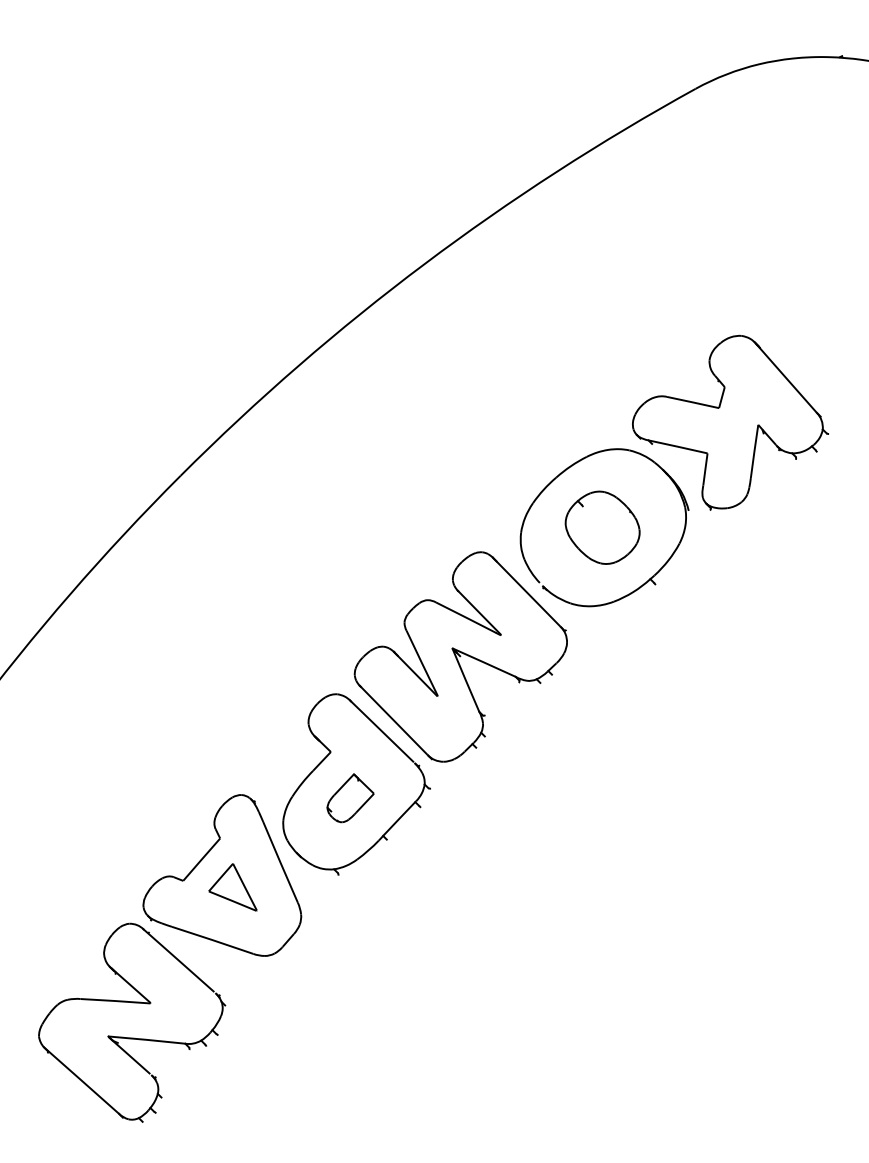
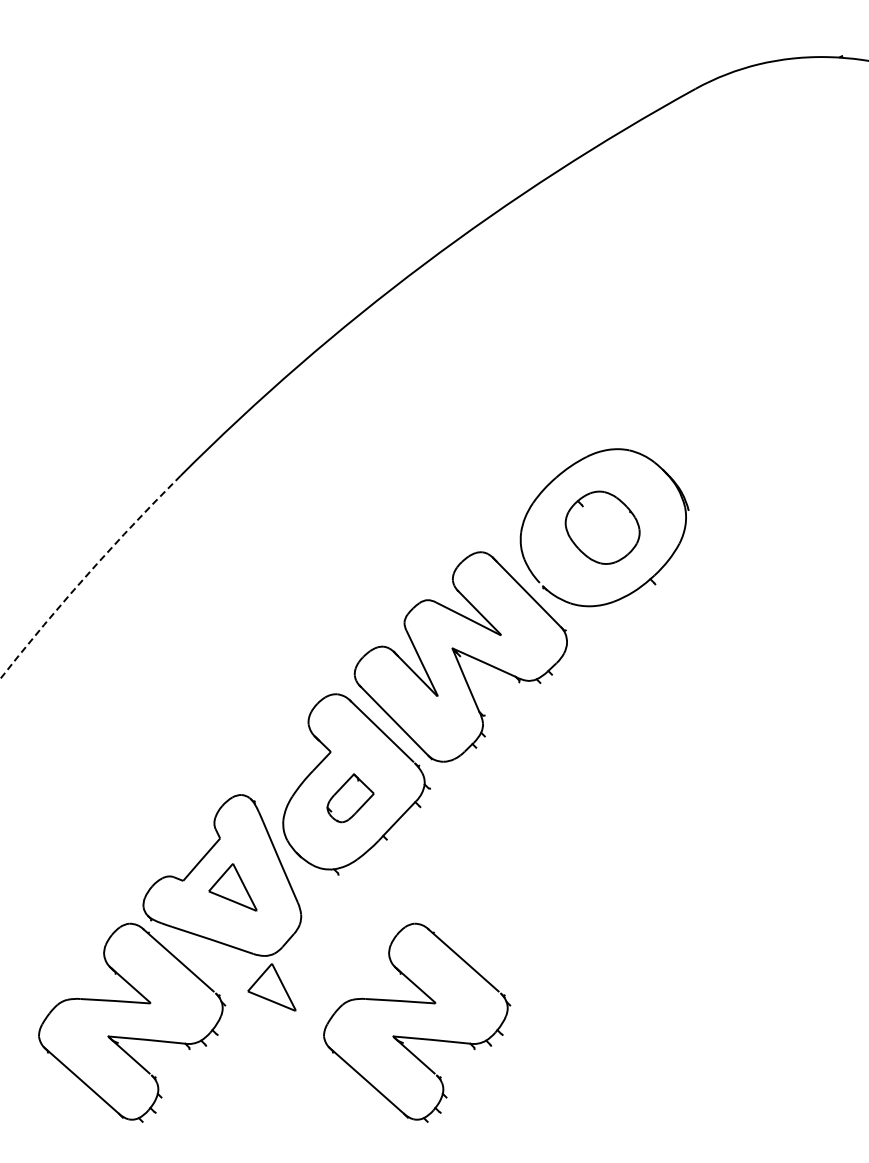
part: present -> none (730, 422)
arc: solid -> dashed (87, 574)
part: none -> present (271, 987)
part: none -> present (417, 1022)
